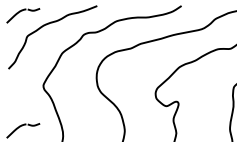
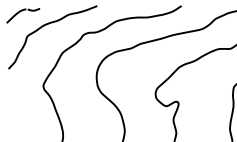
part: present -> none (23, 130)
